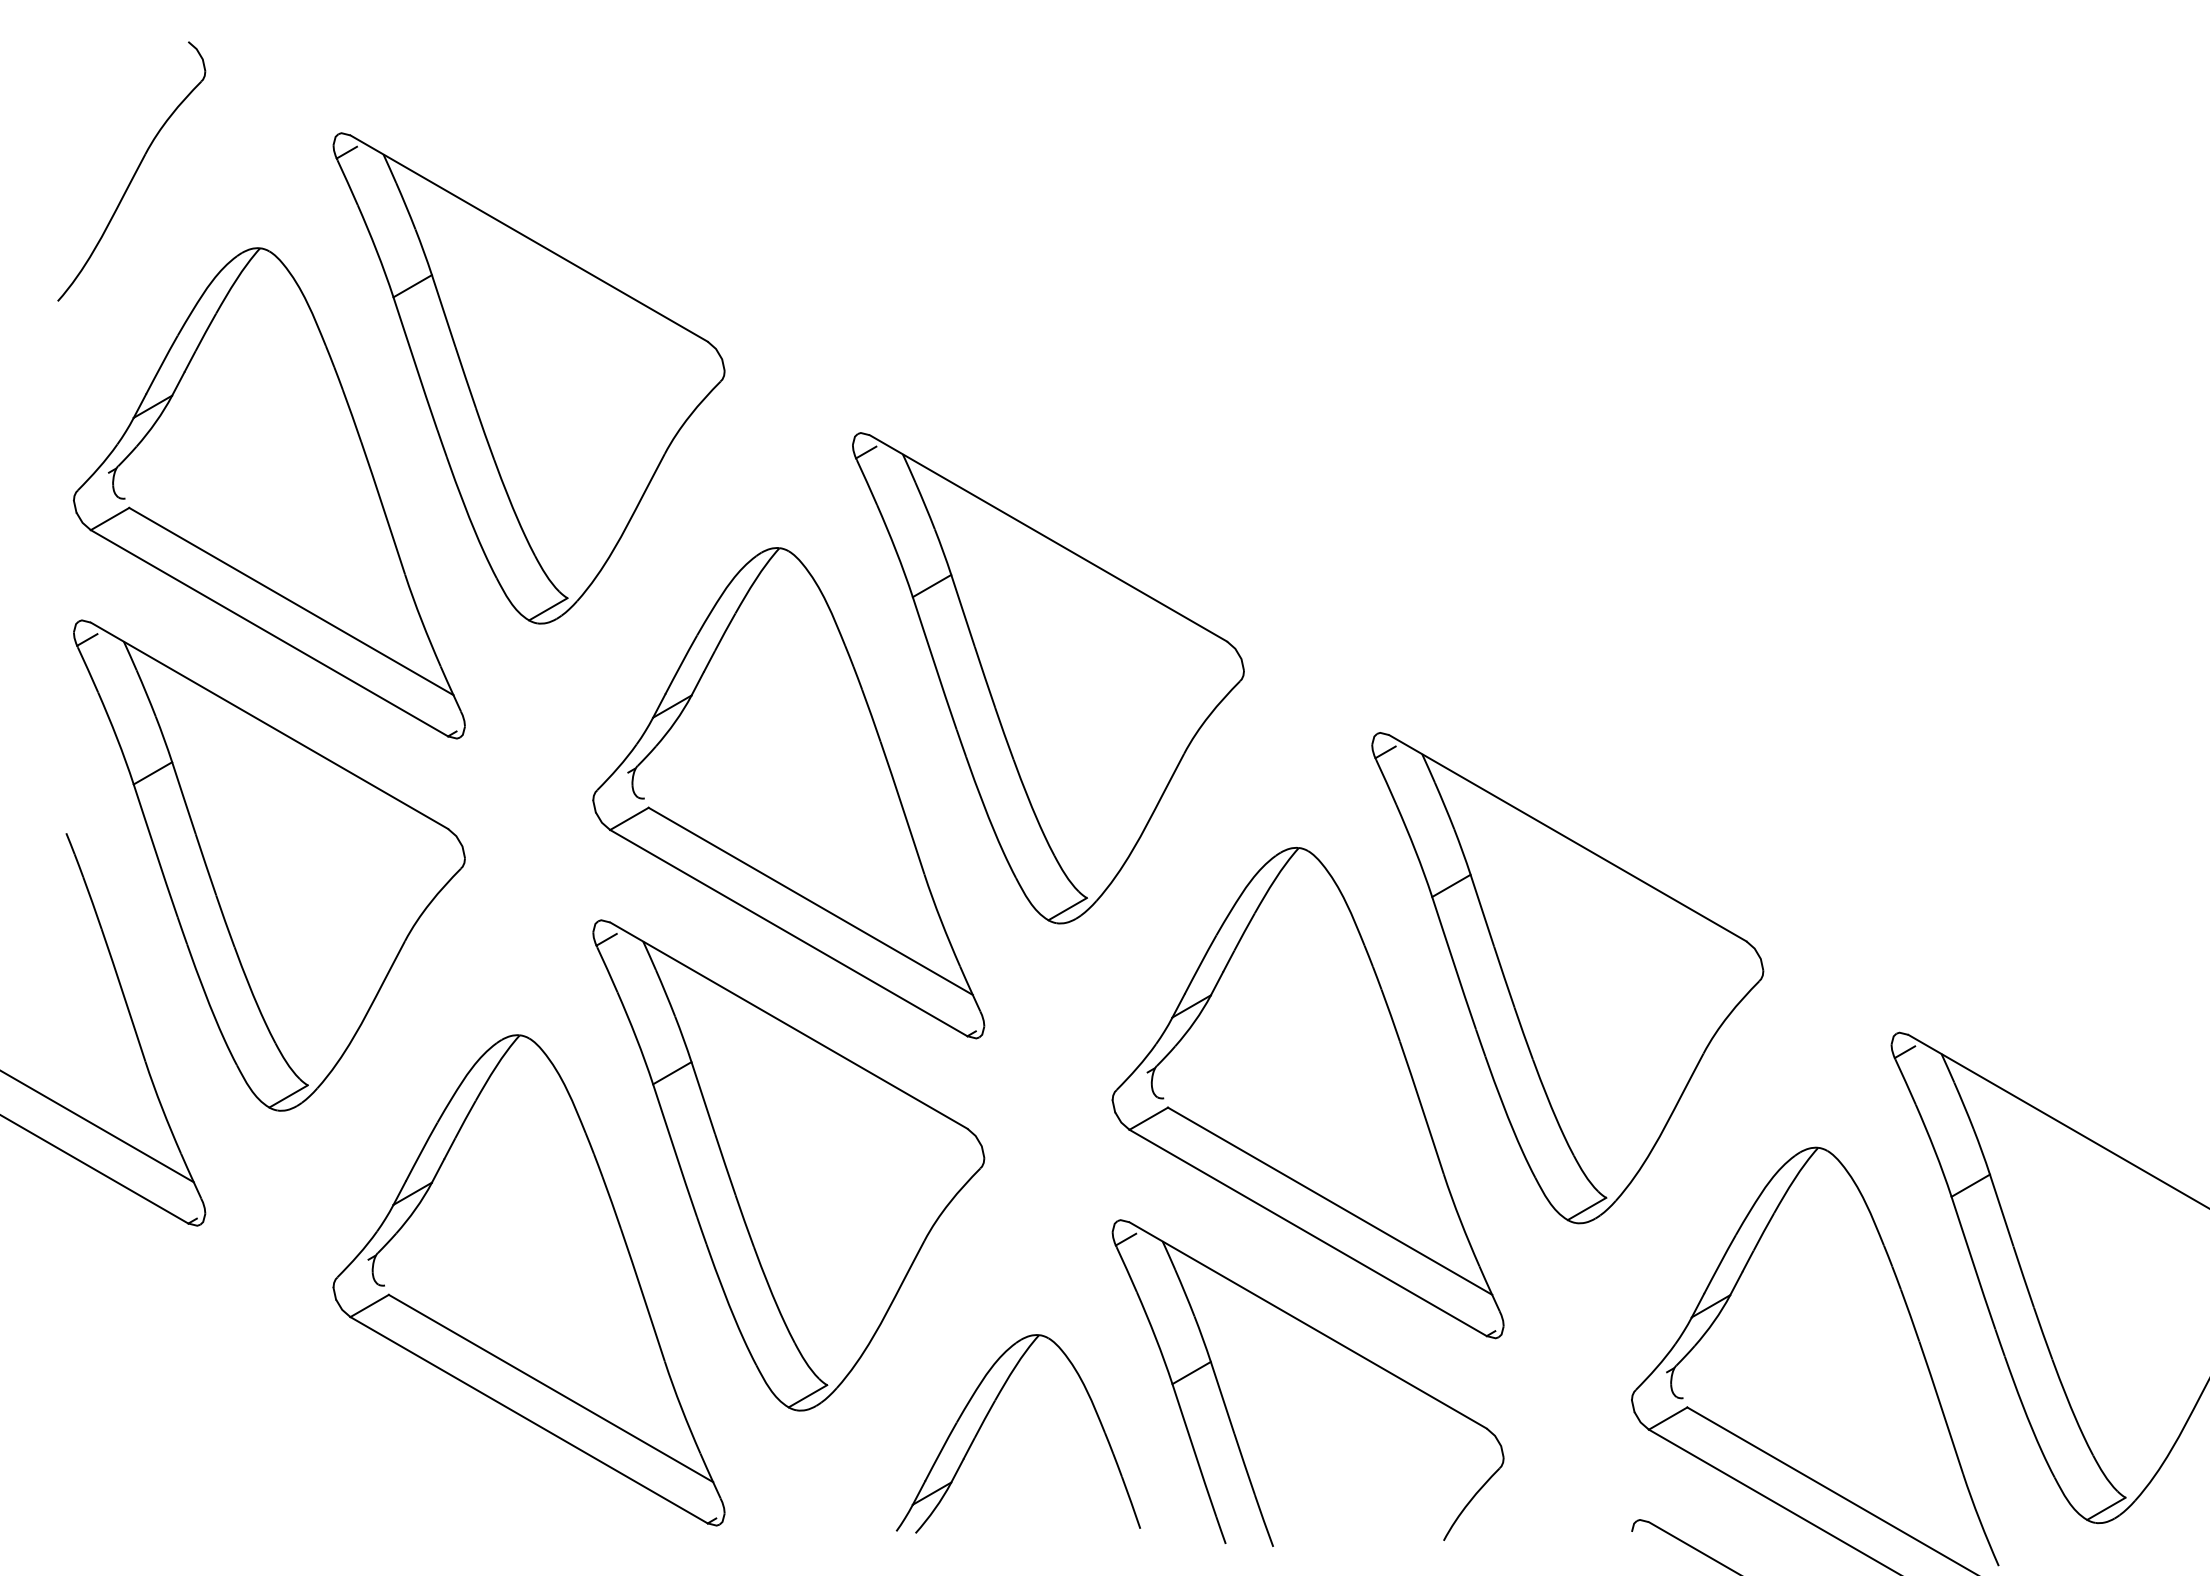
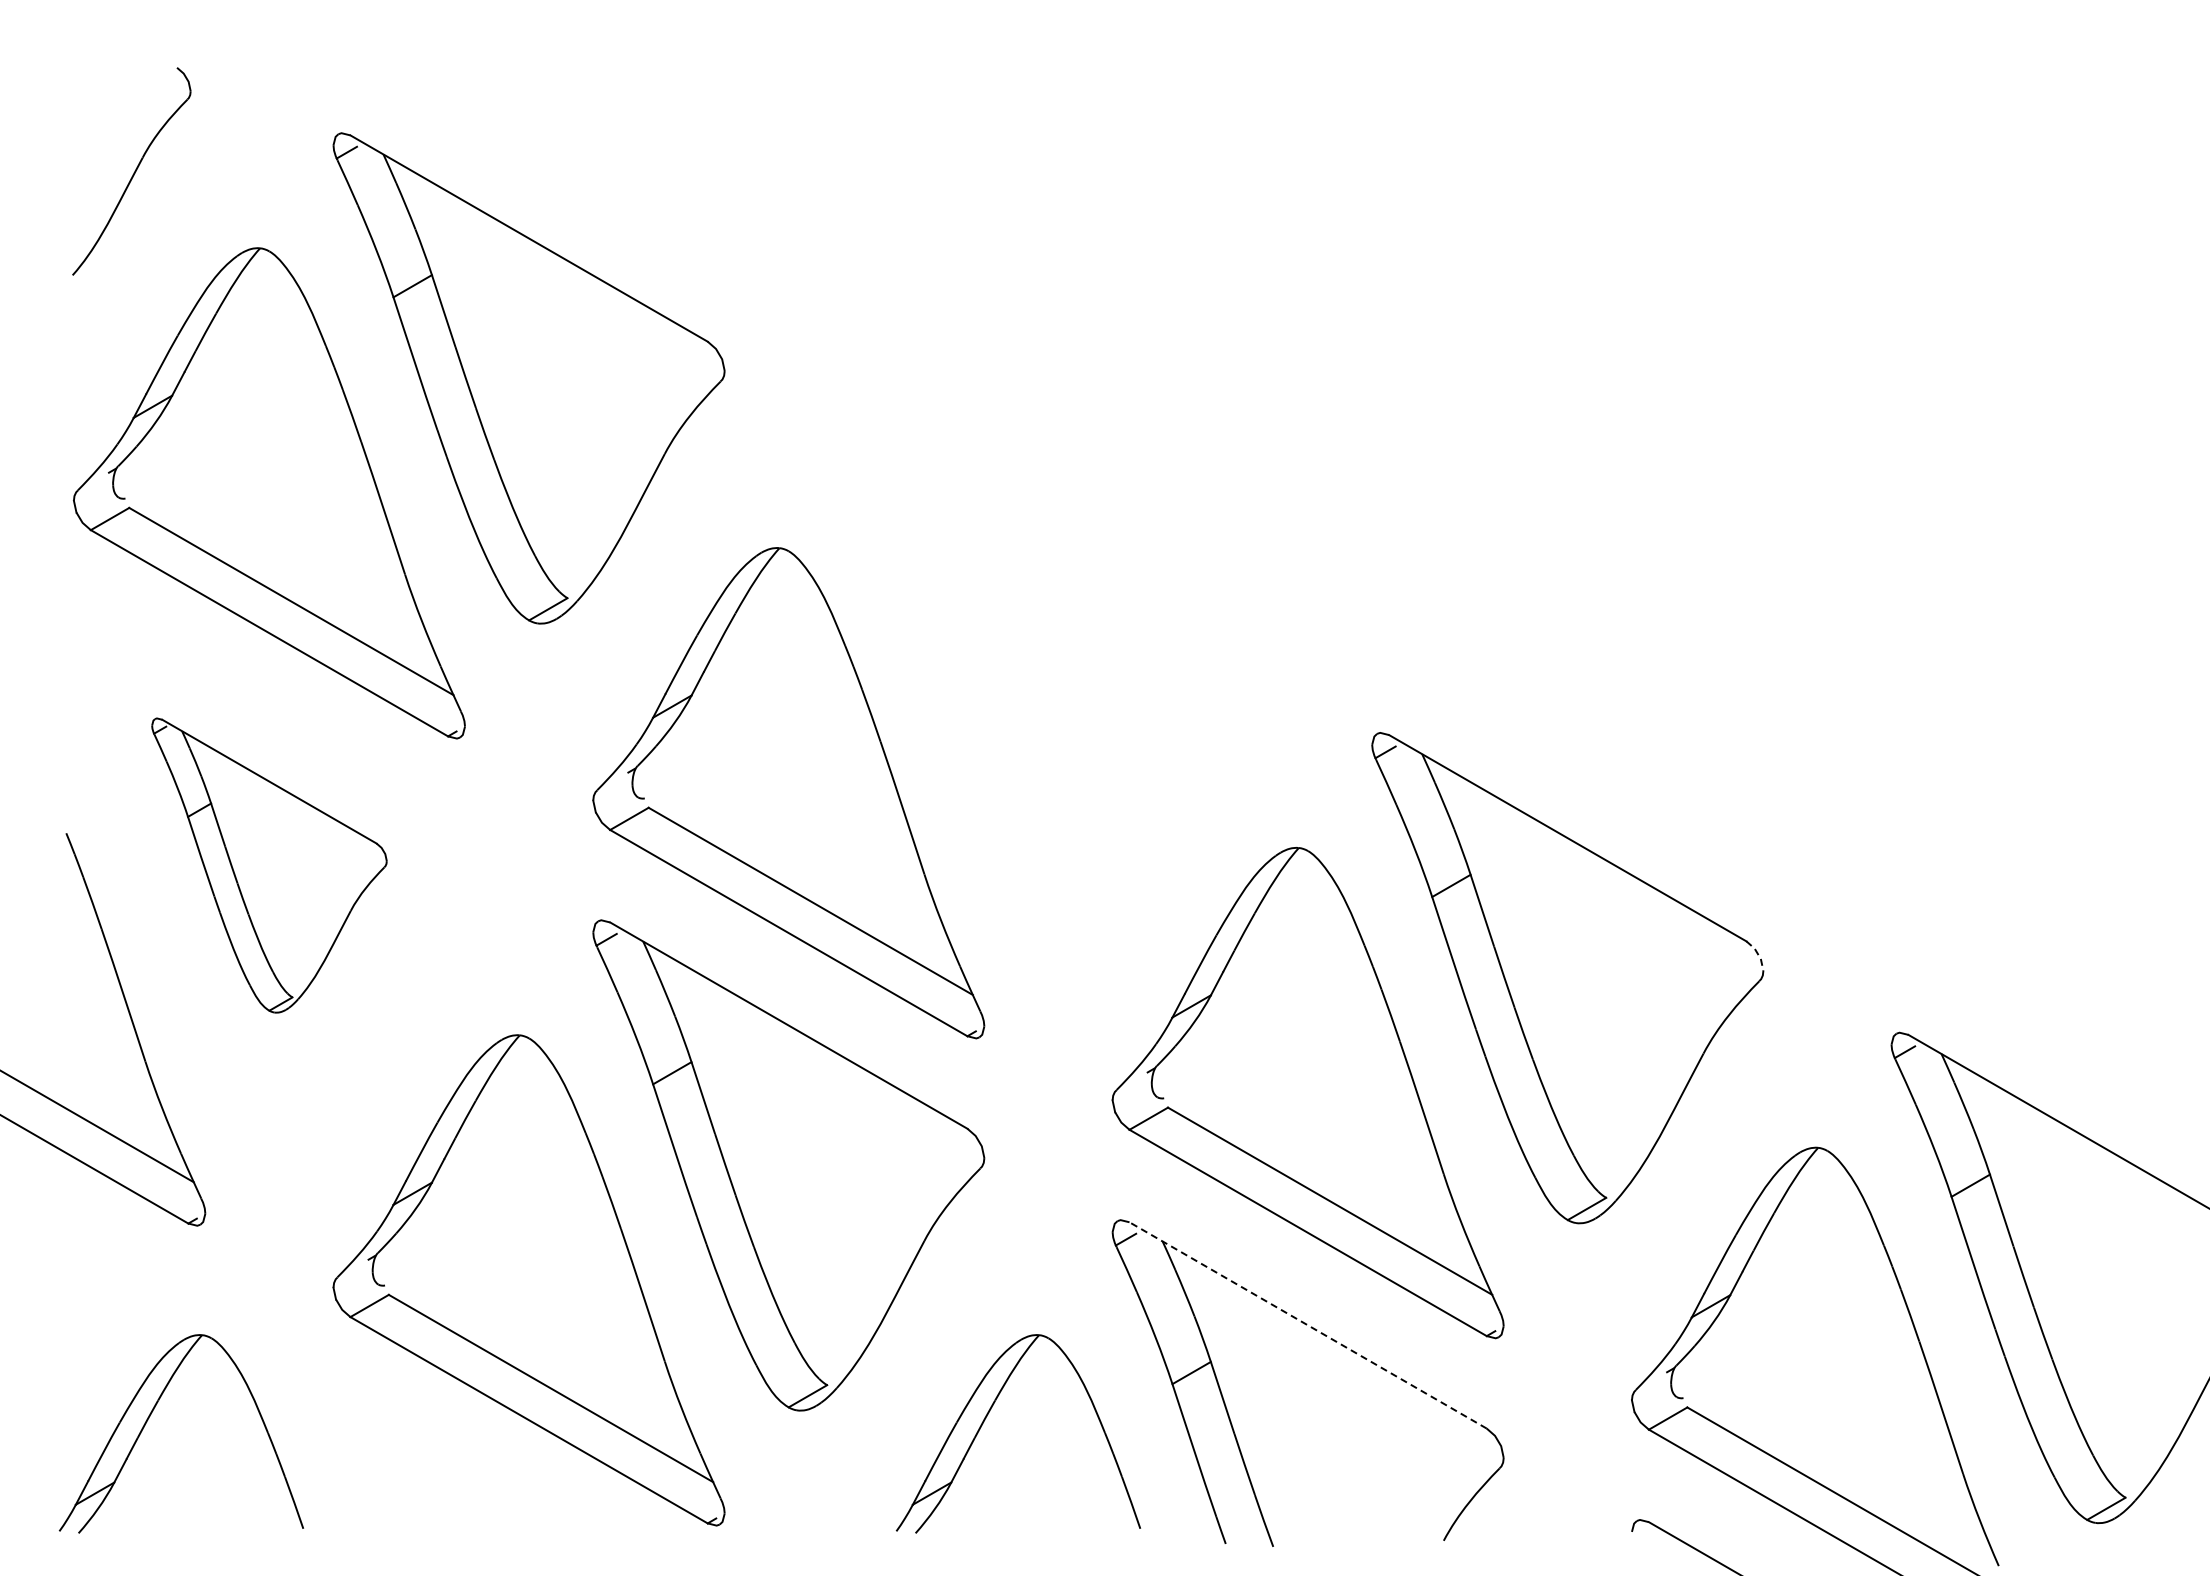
part size: 150x261 px -> 120x209 px (131, 171)
part: present -> none (1048, 678)
part size: 393x493 px -> 237x297 px (269, 865)
line: solid -> dashed (1758, 954)
line: solid -> dashed (1307, 1325)
part: none -> present (149, 1418)
